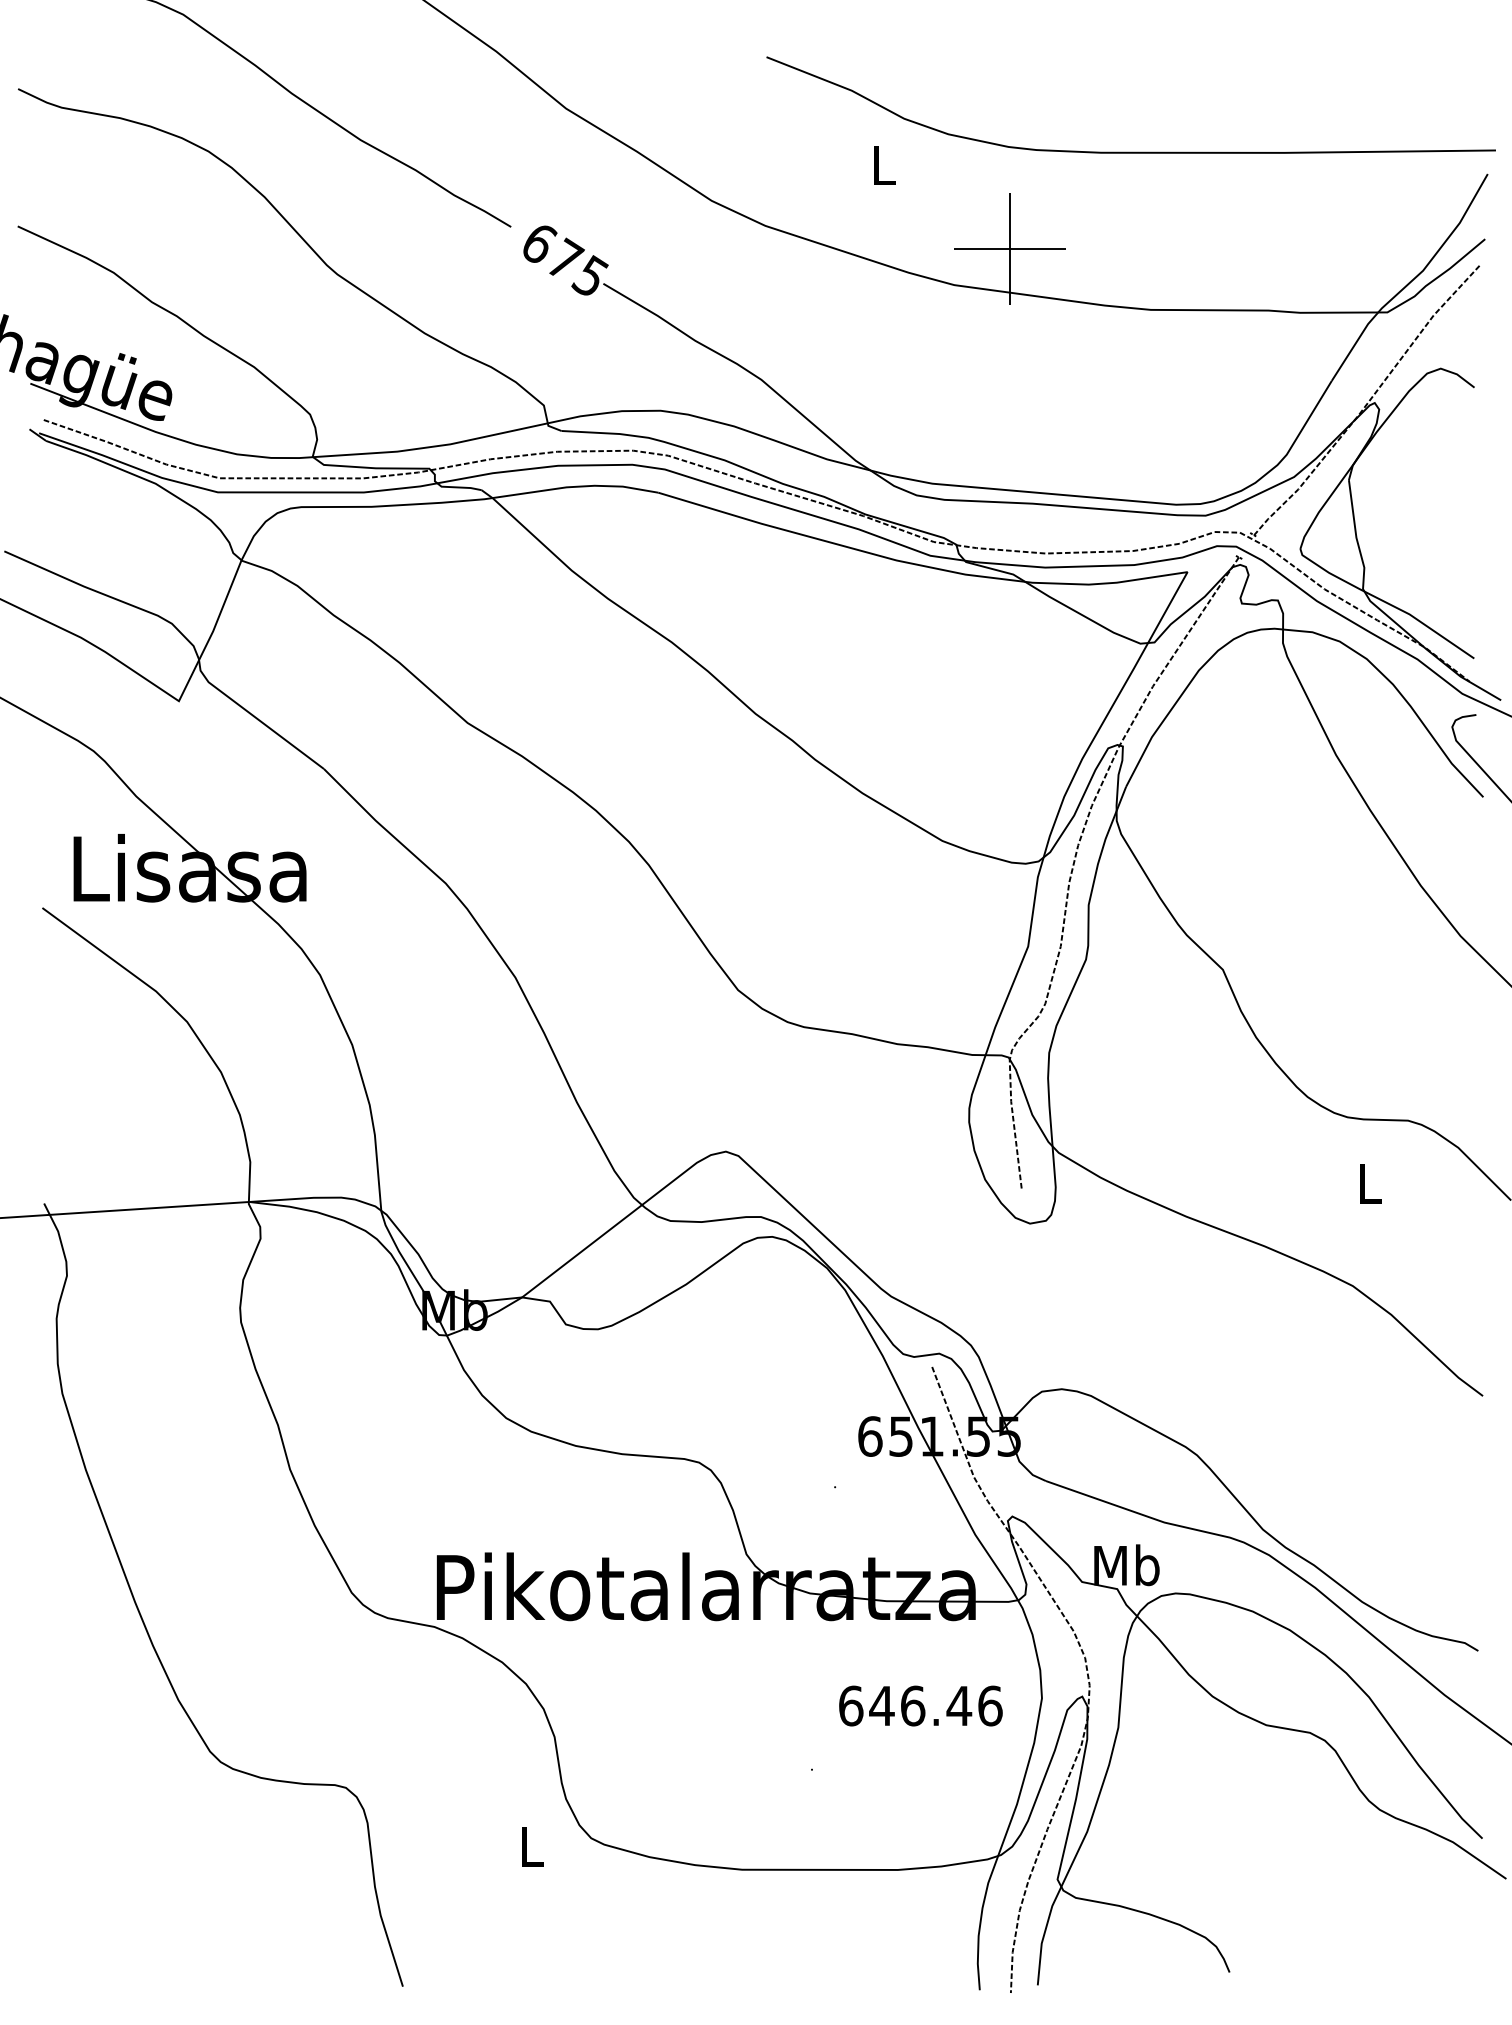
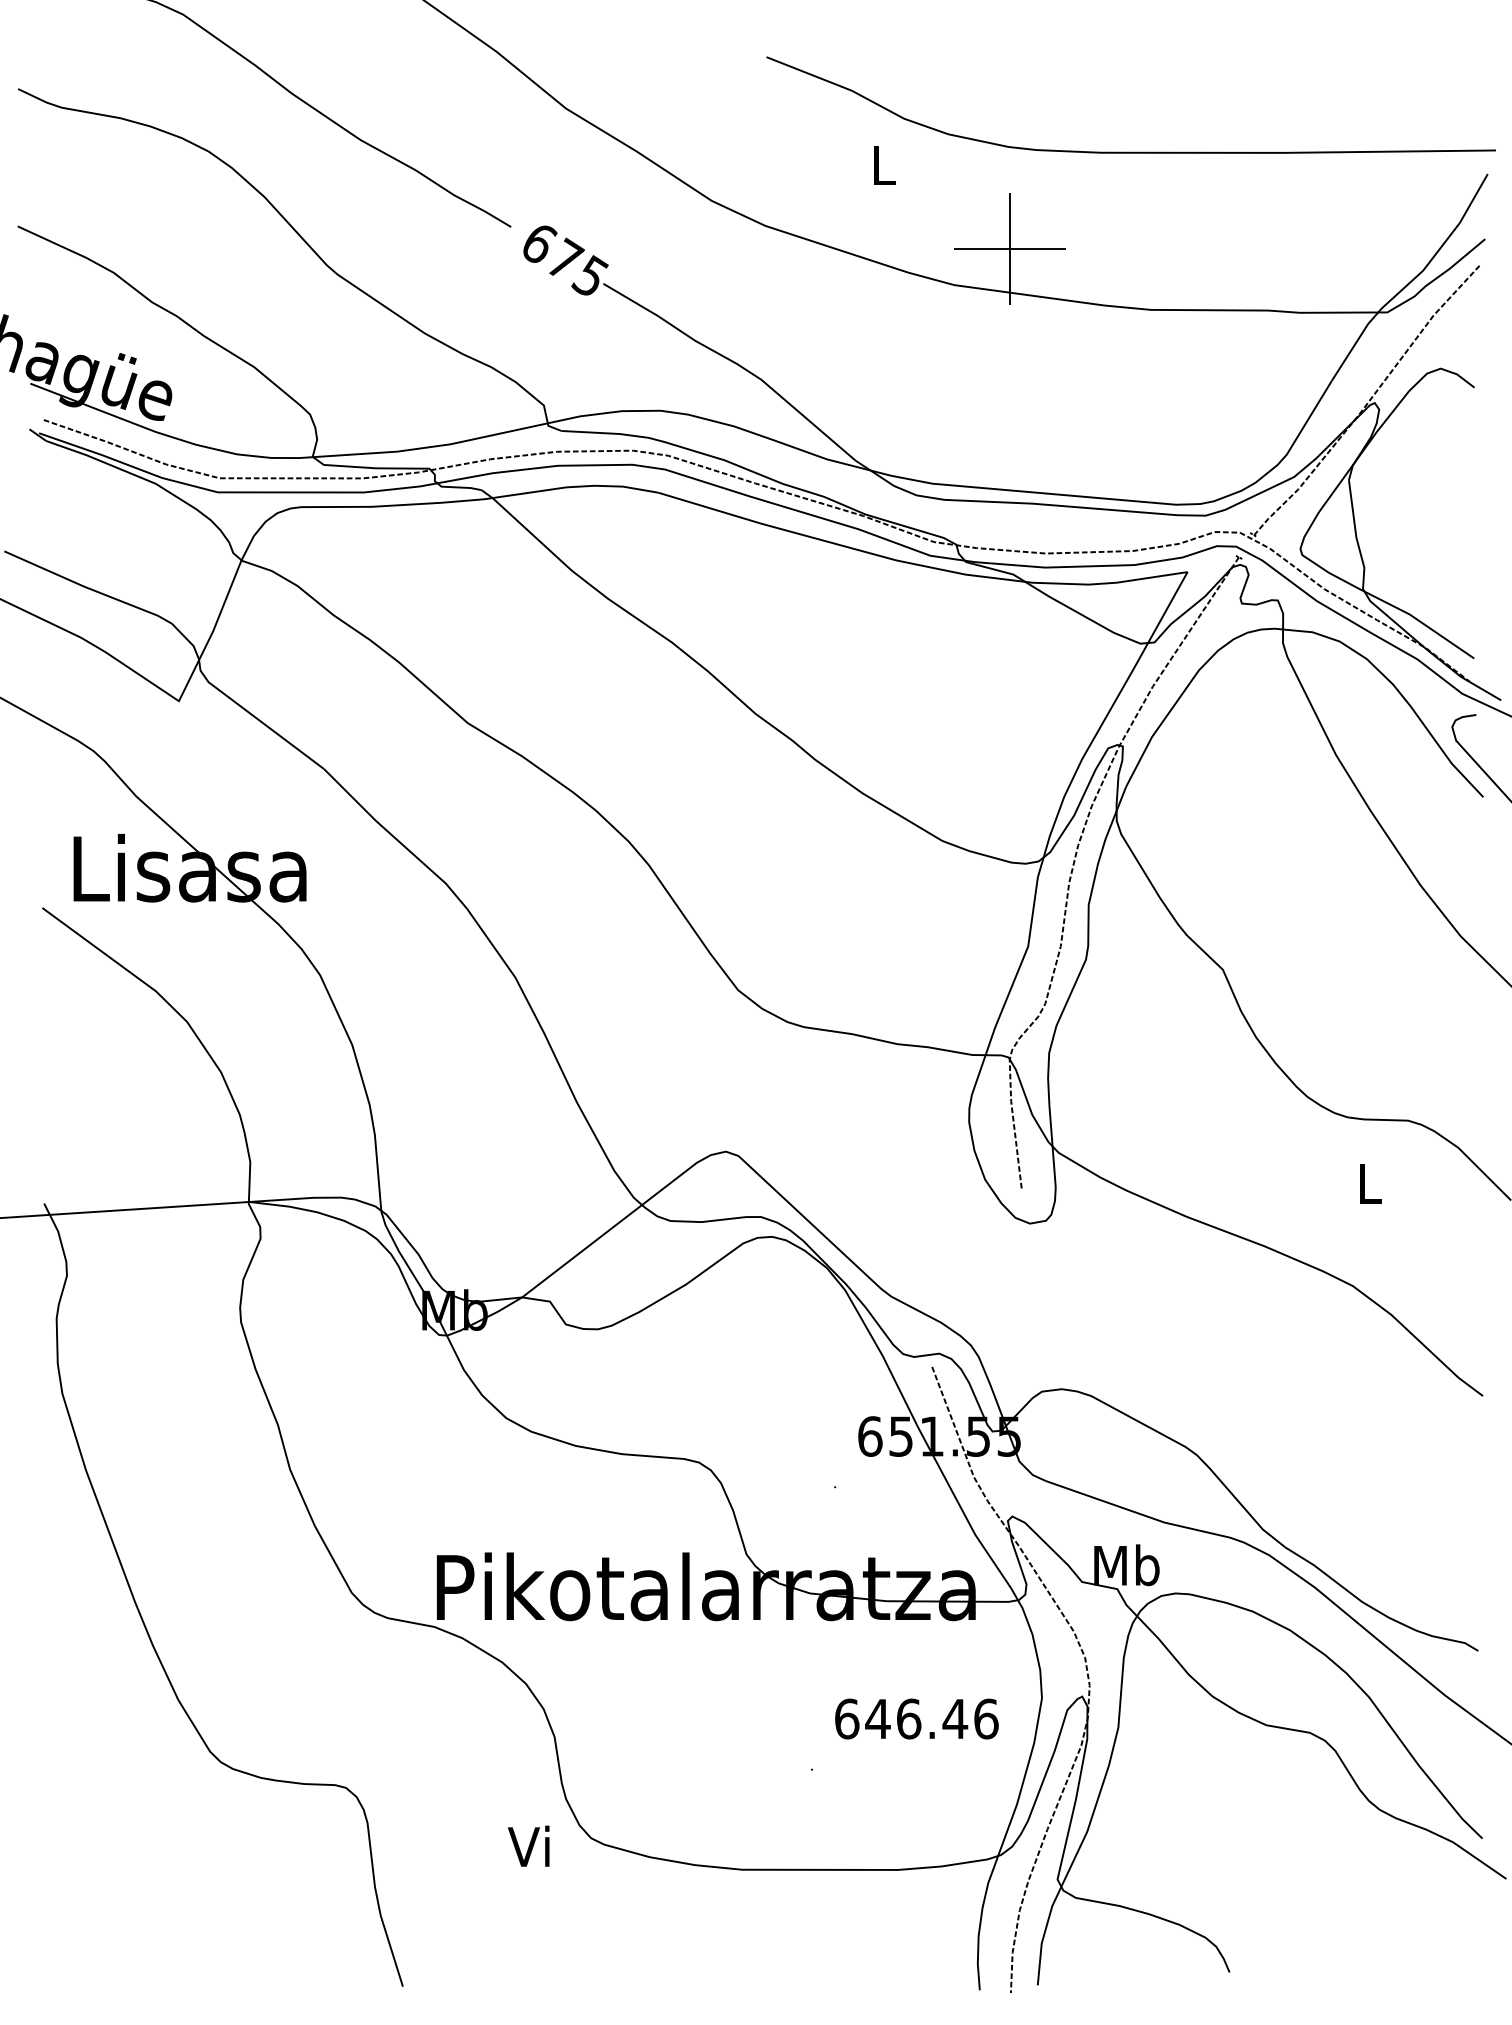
text position: (920, 1705) -> (916, 1718) (916, 1718)
text: L -> Vi (528, 1845)
